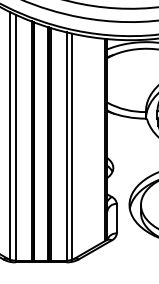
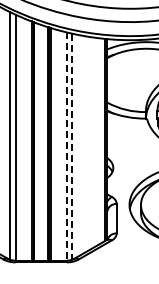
line: solid -> dashed (66, 147)
line: solid -> dashed (72, 147)
